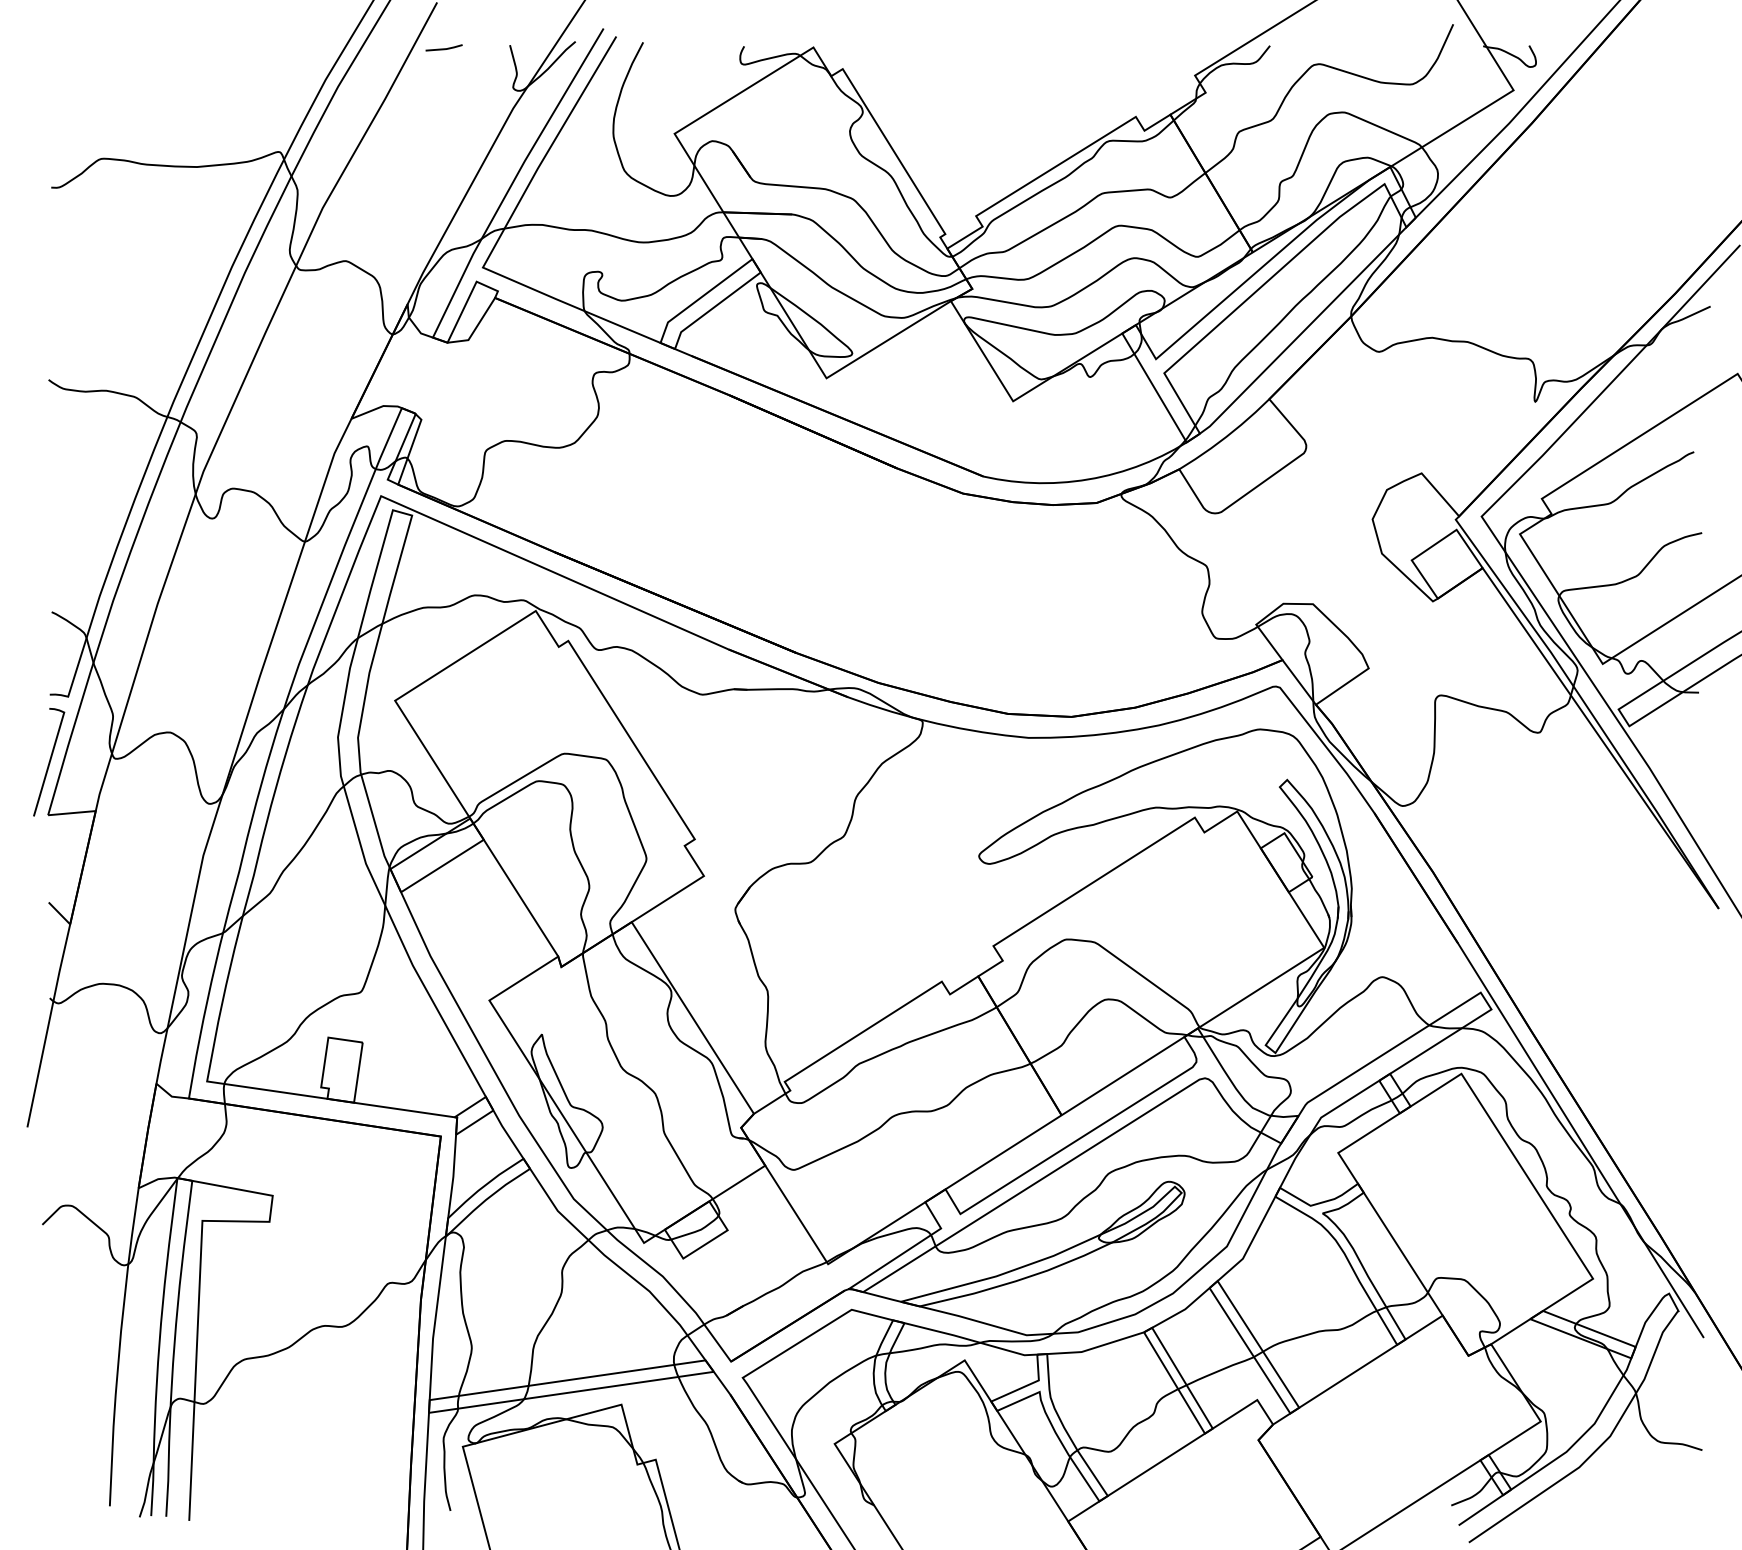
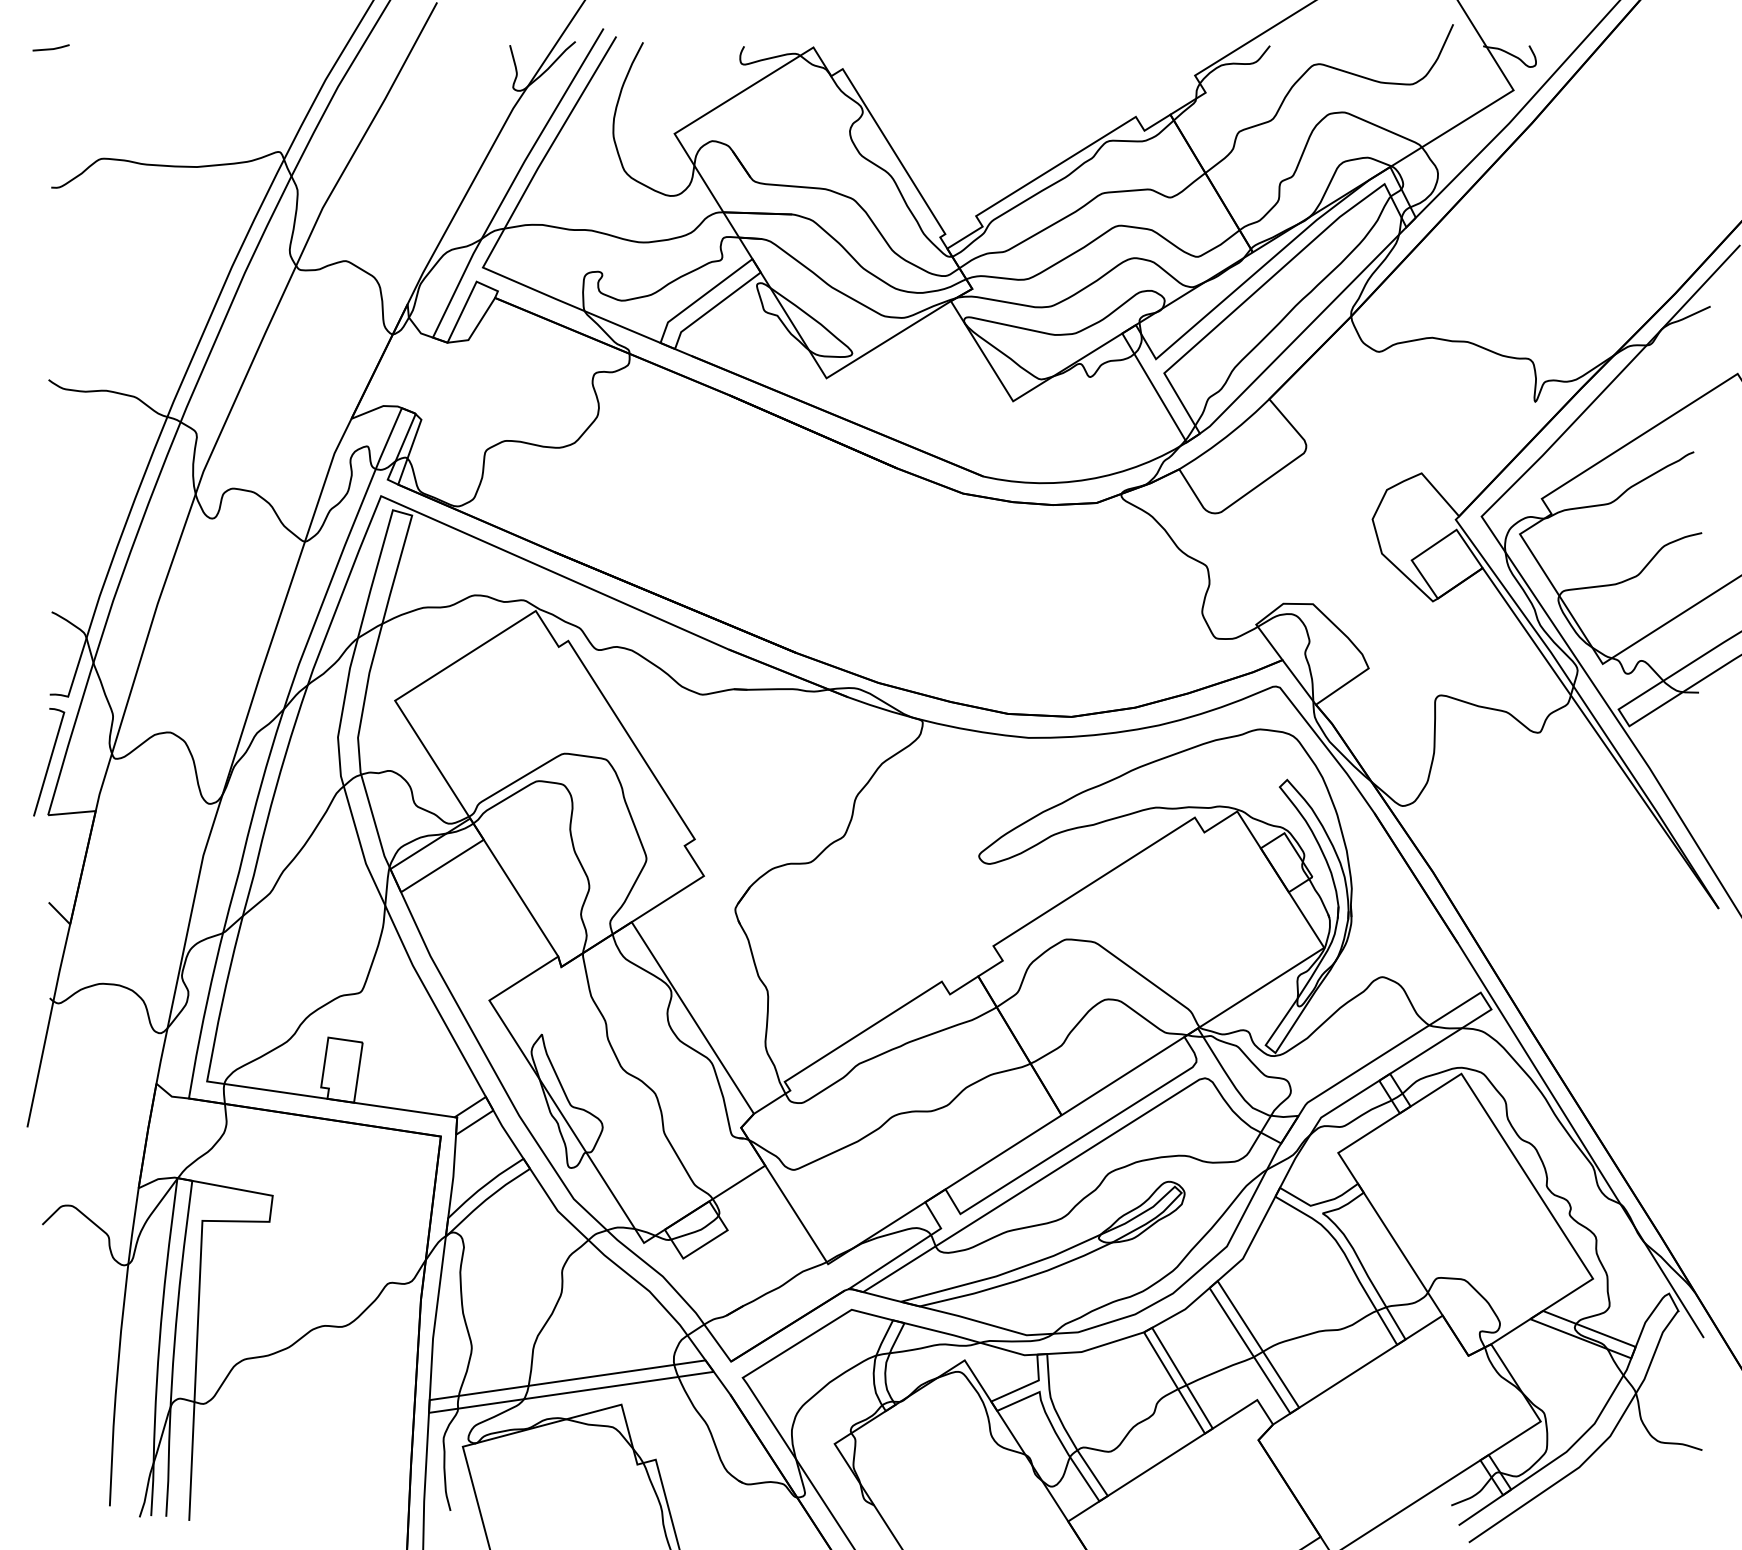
line position: (443, 48) -> (50, 48) (50, 48)
